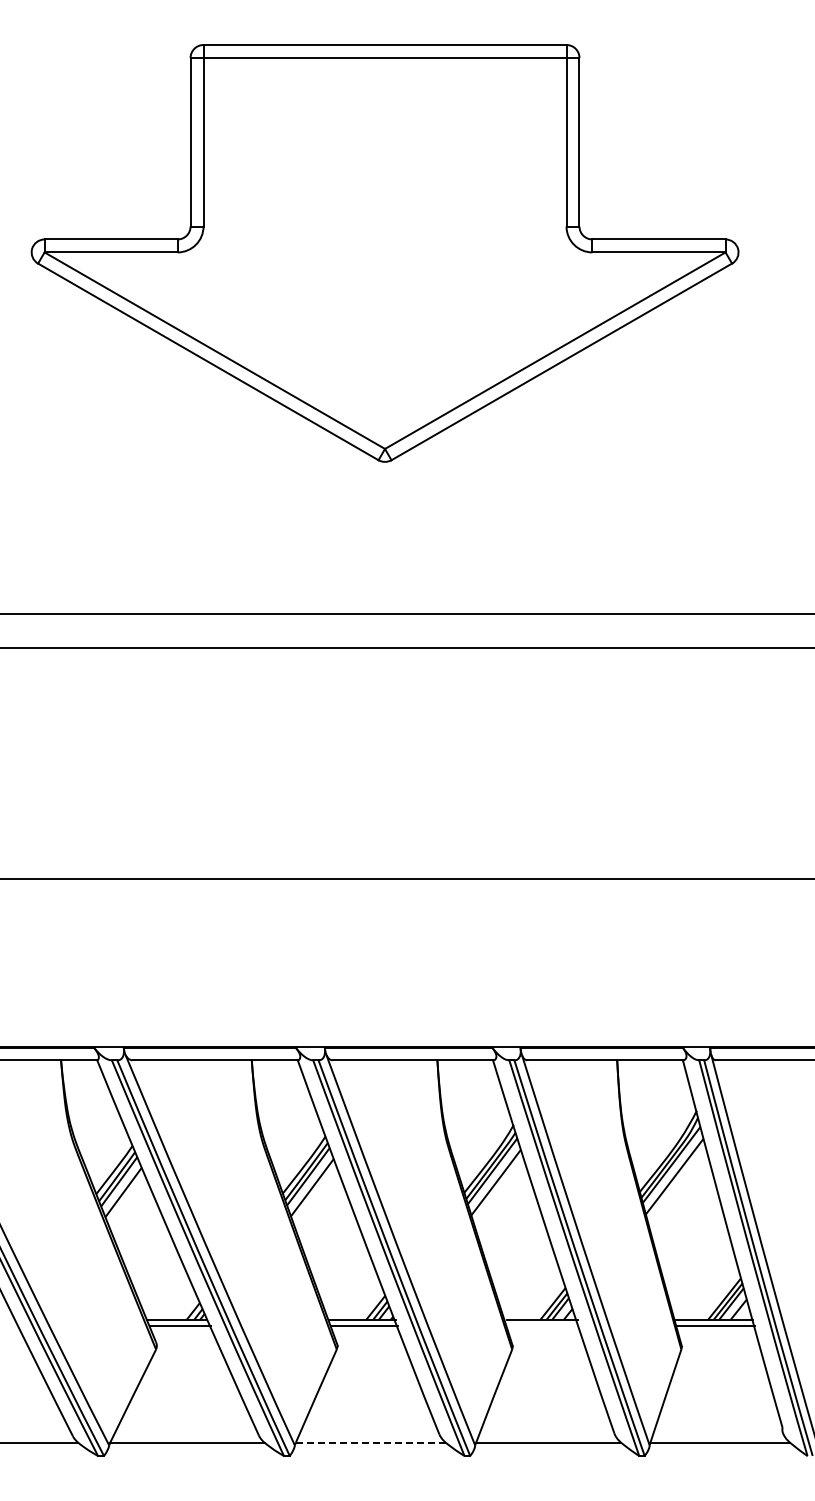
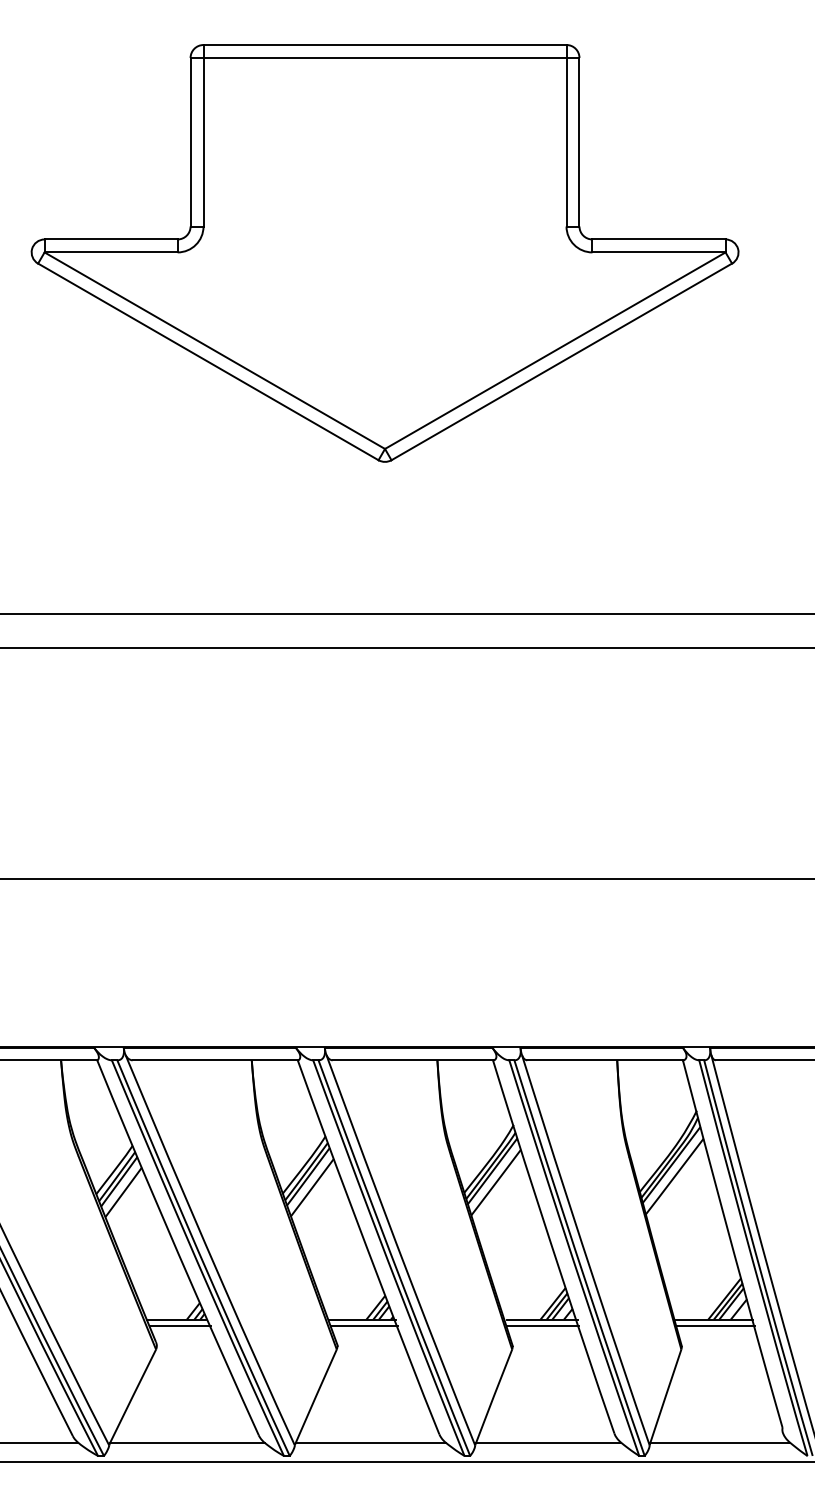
line: none -> present (542, 1326)
line: dashed -> solid (370, 1442)
line: none -> present (406, 1462)
